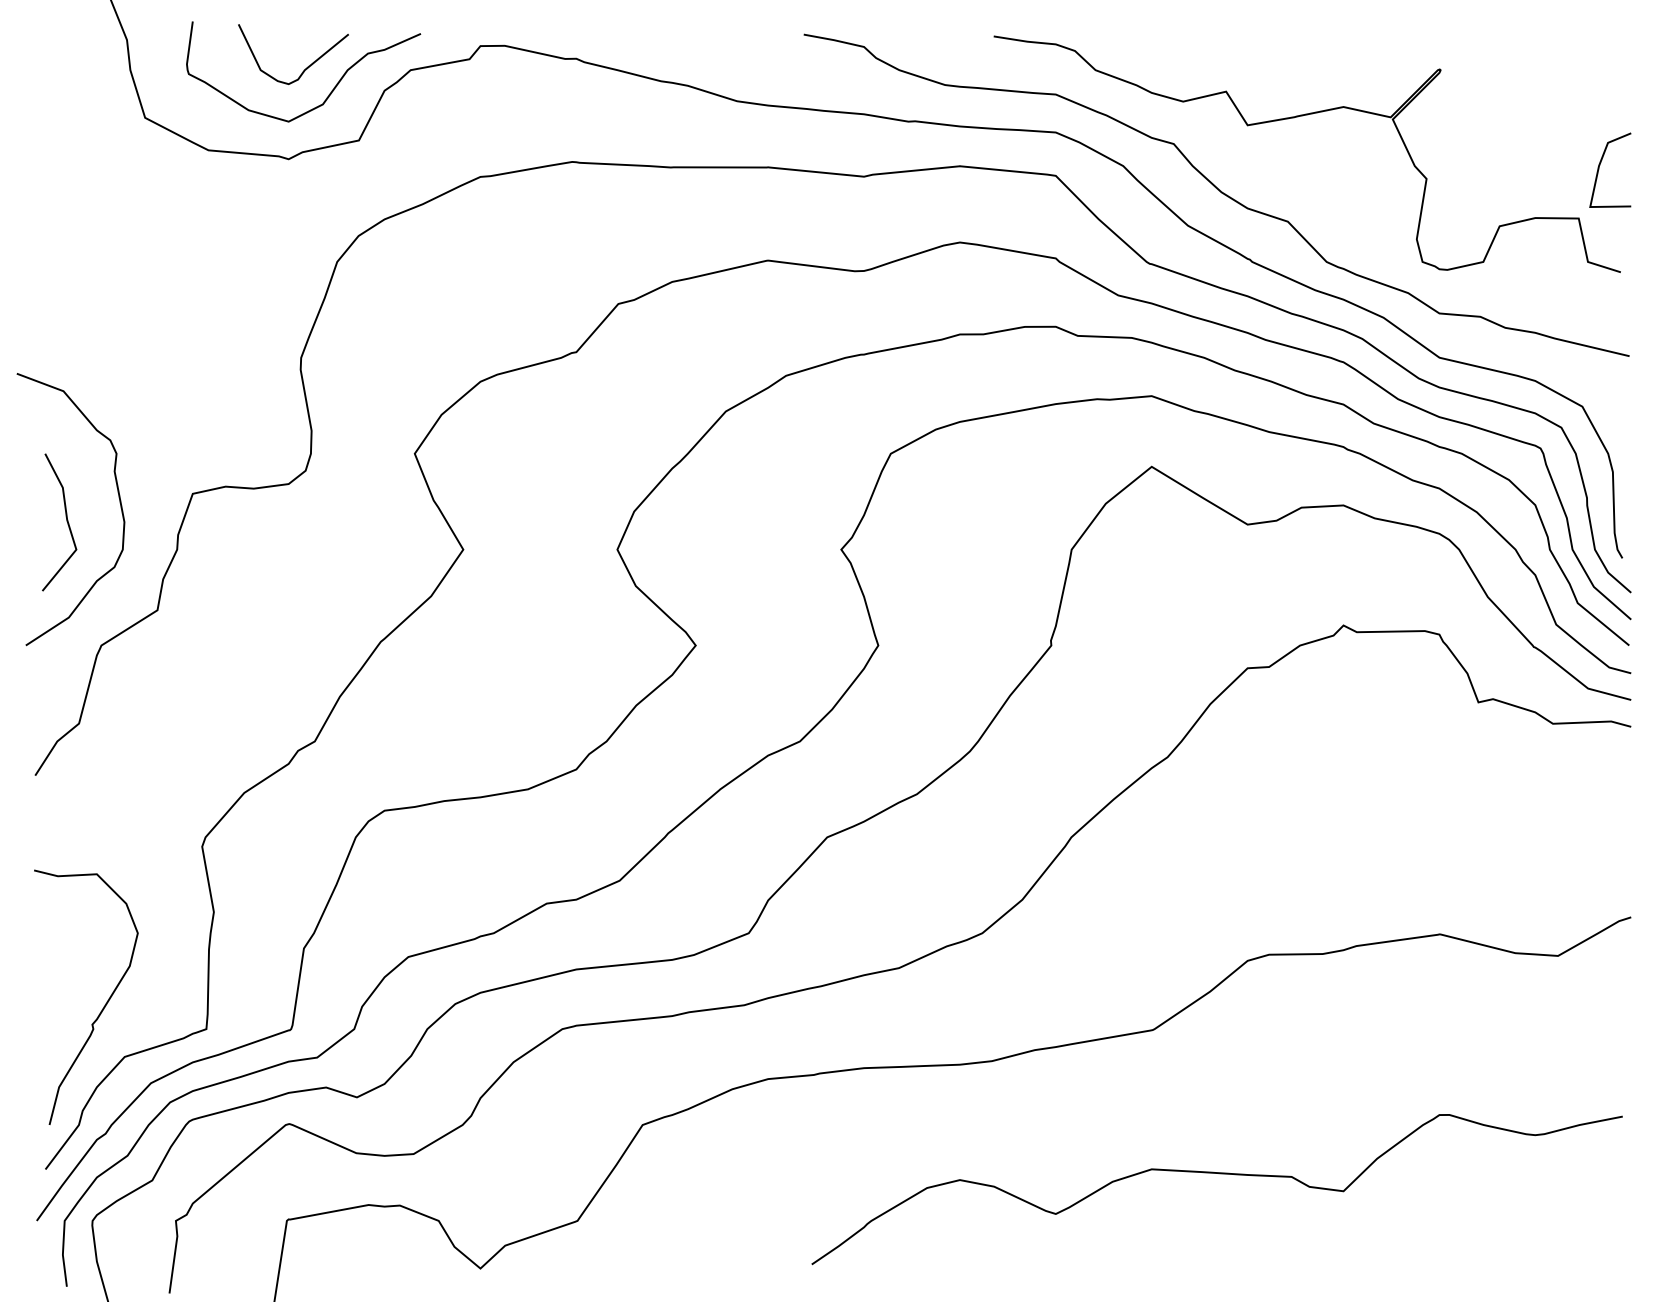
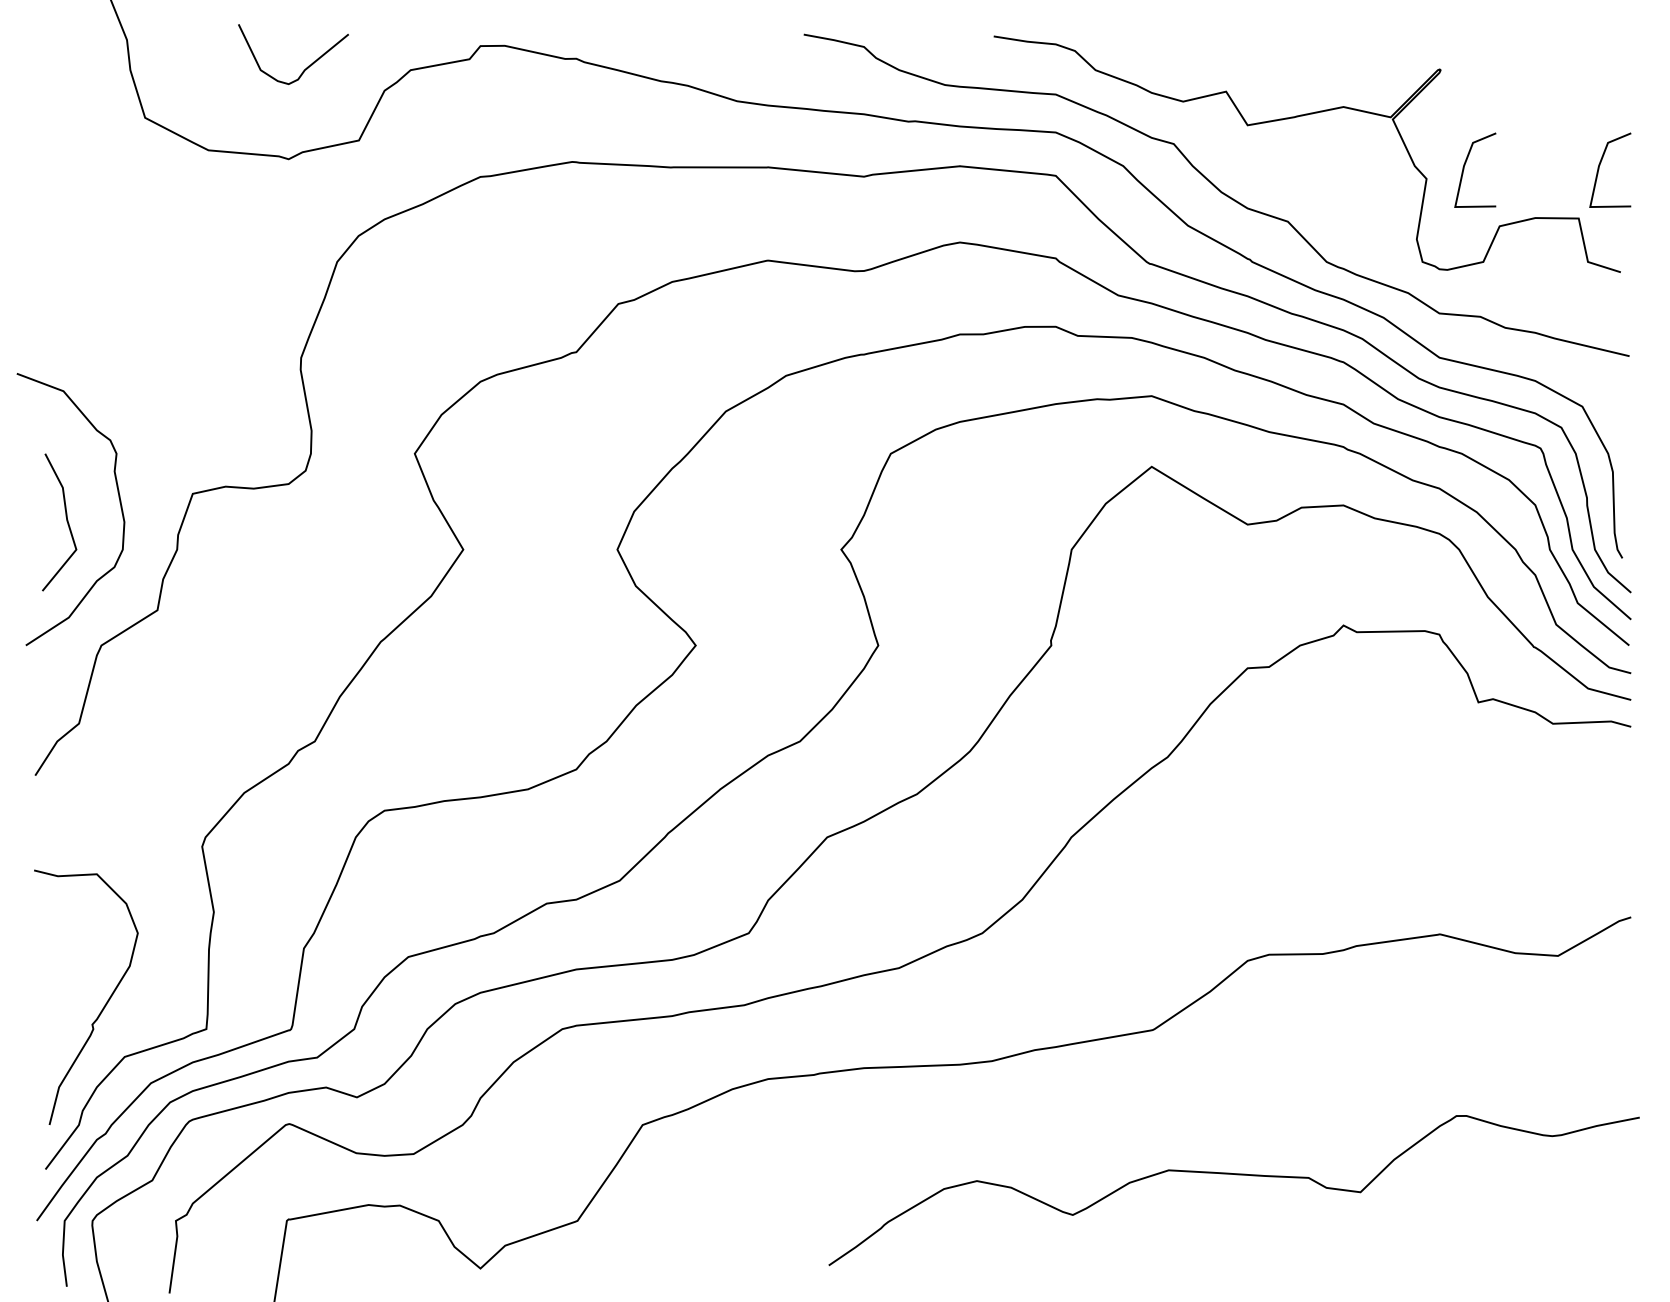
curve: present -> none (331, 90)
line: none -> present (1465, 165)
curve position: (1219, 1174) -> (1236, 1175) (1236, 1175)
